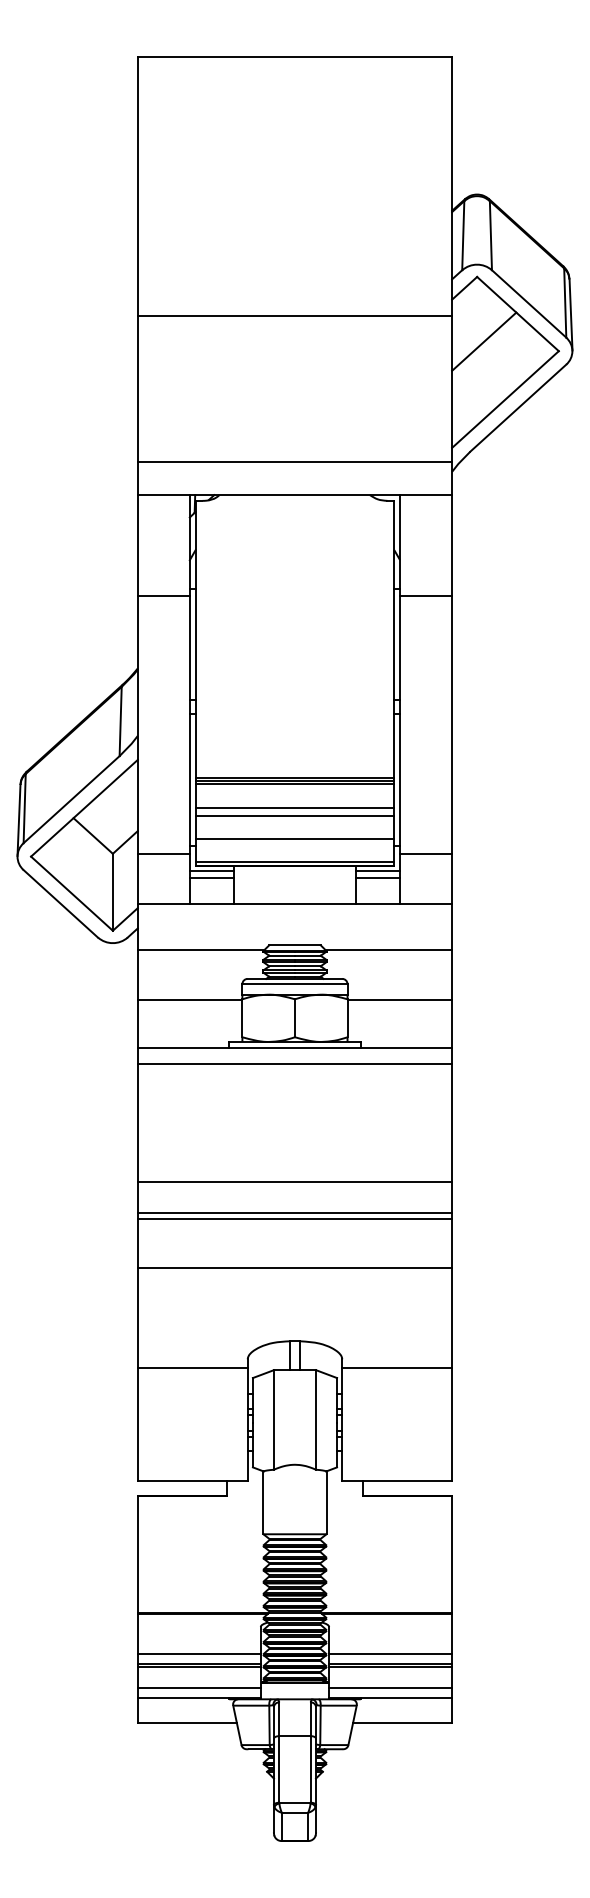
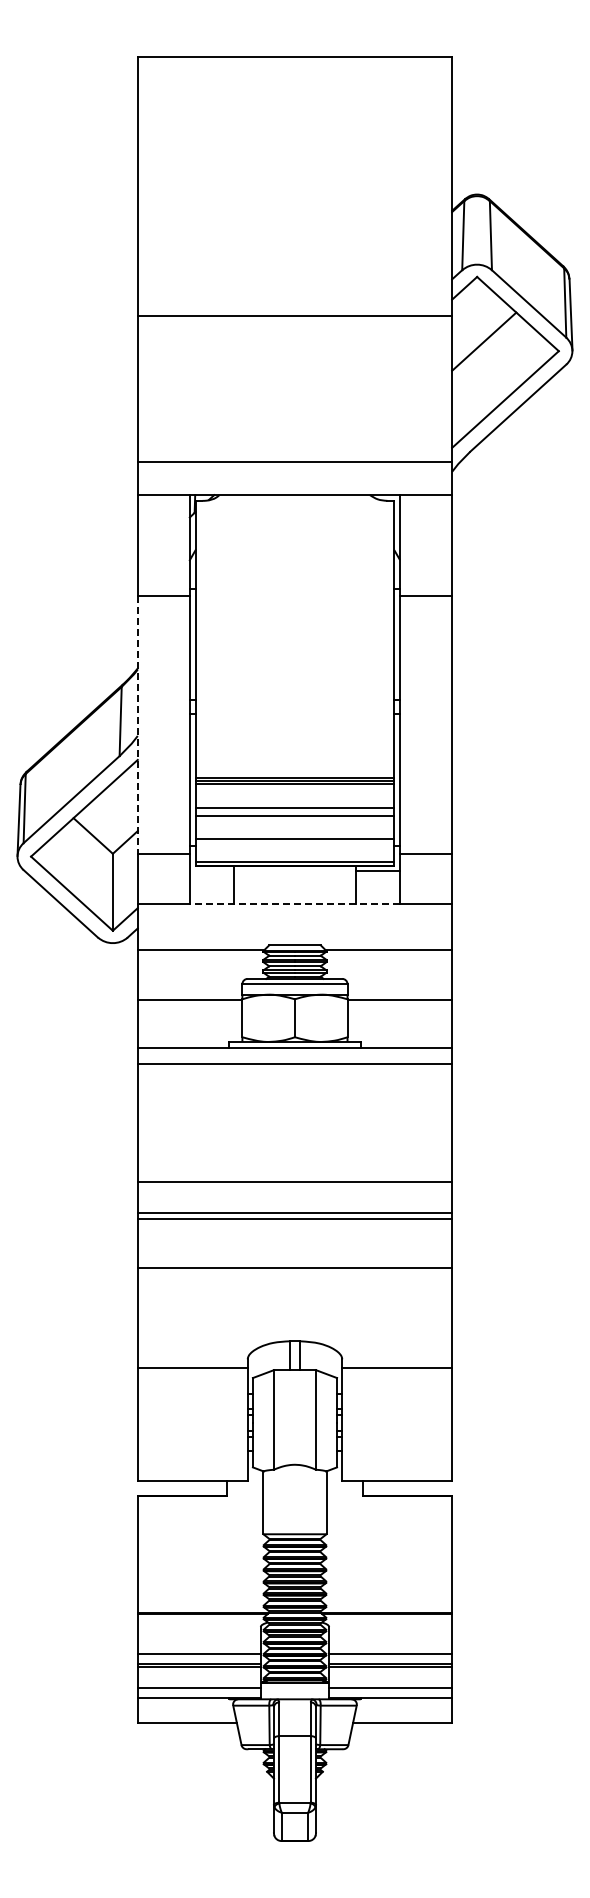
line: solid -> dashed (137, 725)
line: present -> none (211, 871)
line: present -> none (211, 878)
line: present -> none (377, 878)
line: solid -> dashed (294, 904)
